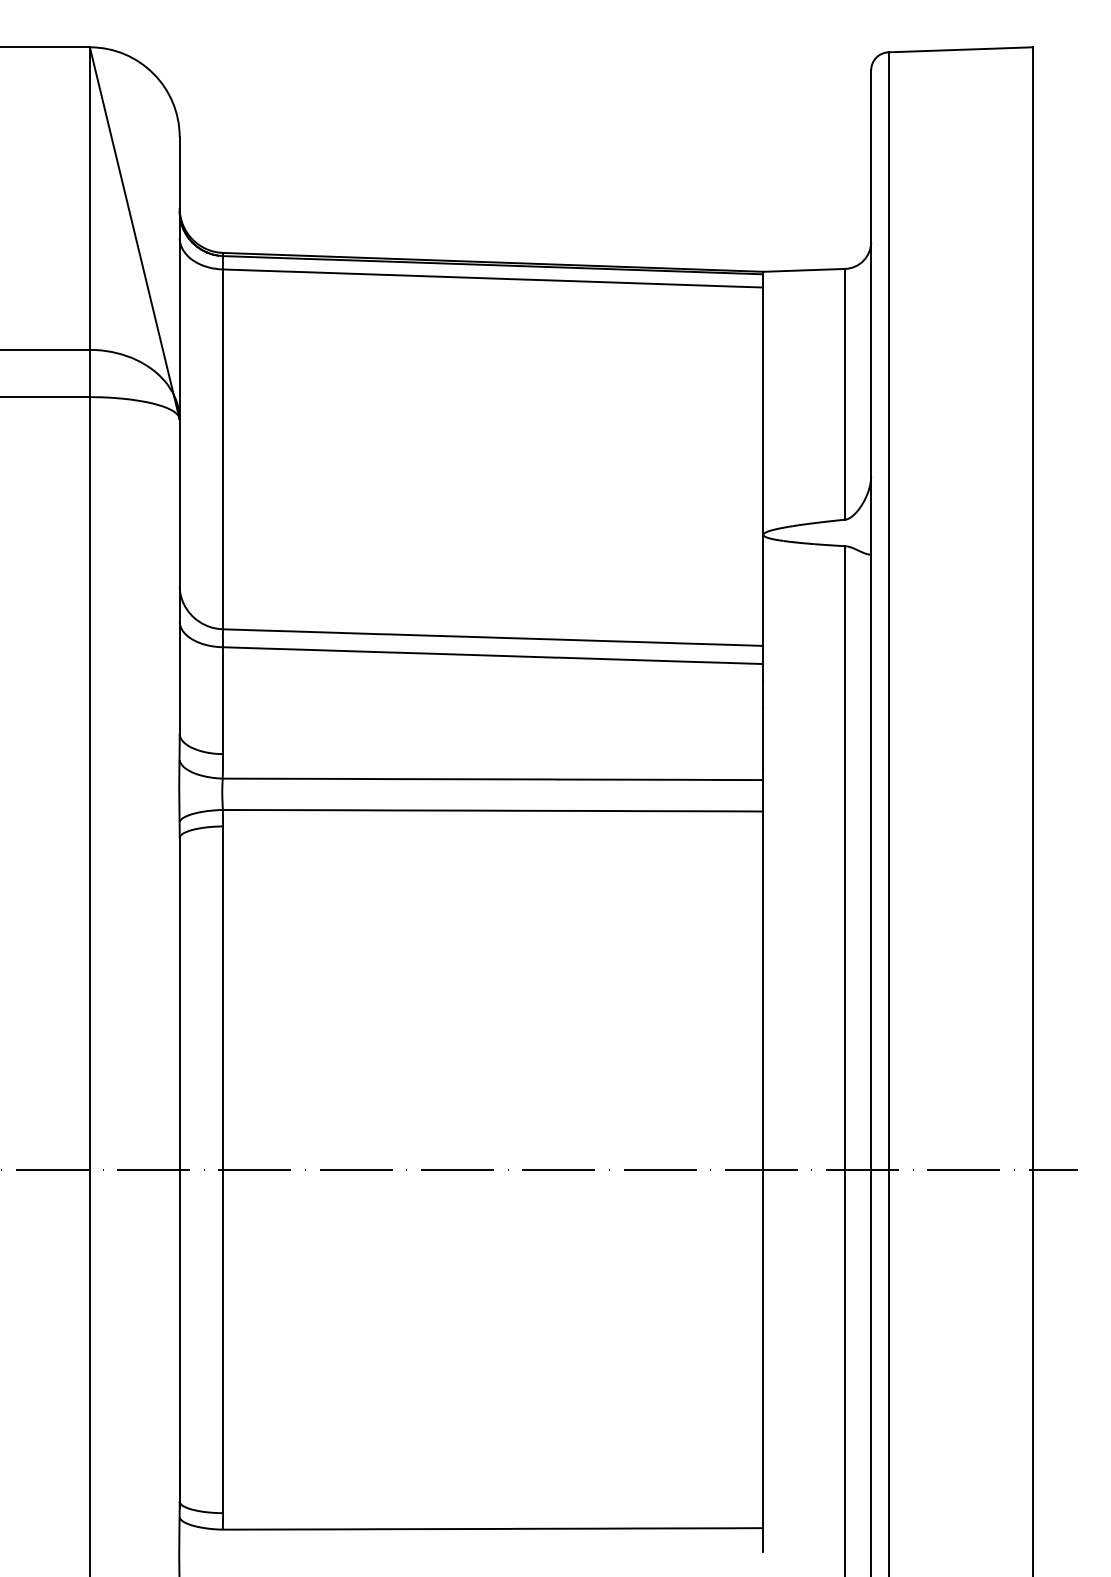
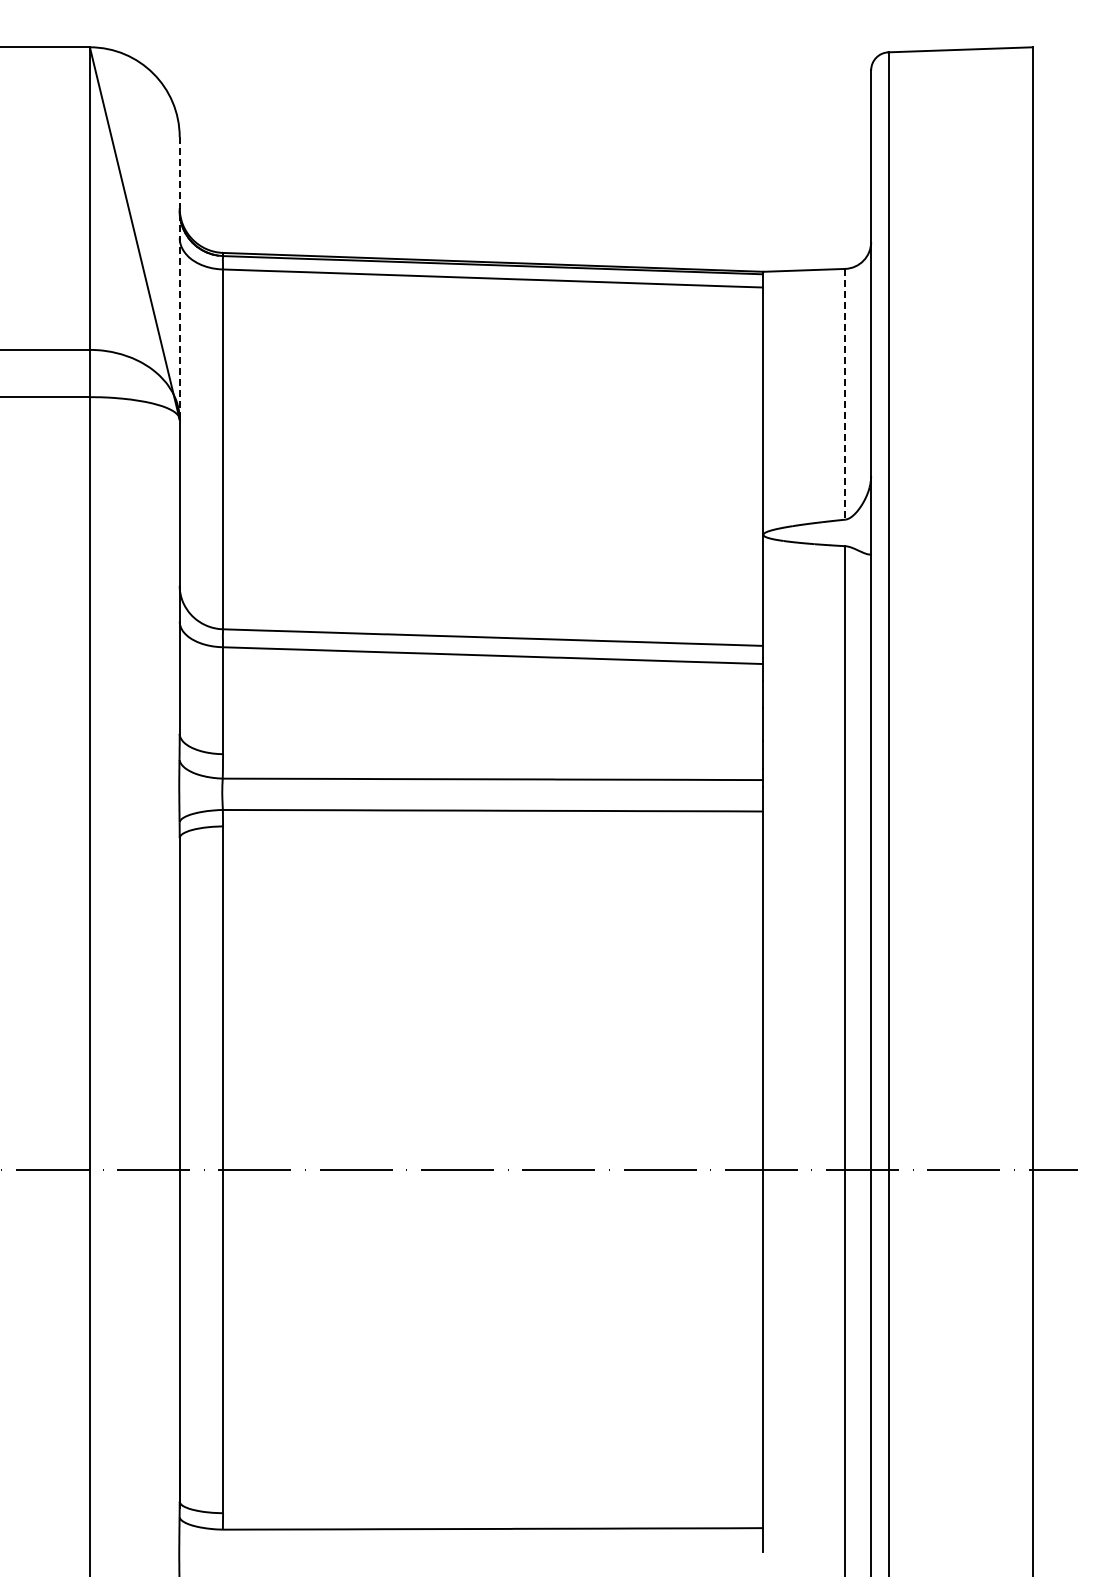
line: solid -> dashed (179, 278)
line: solid -> dashed (845, 394)
